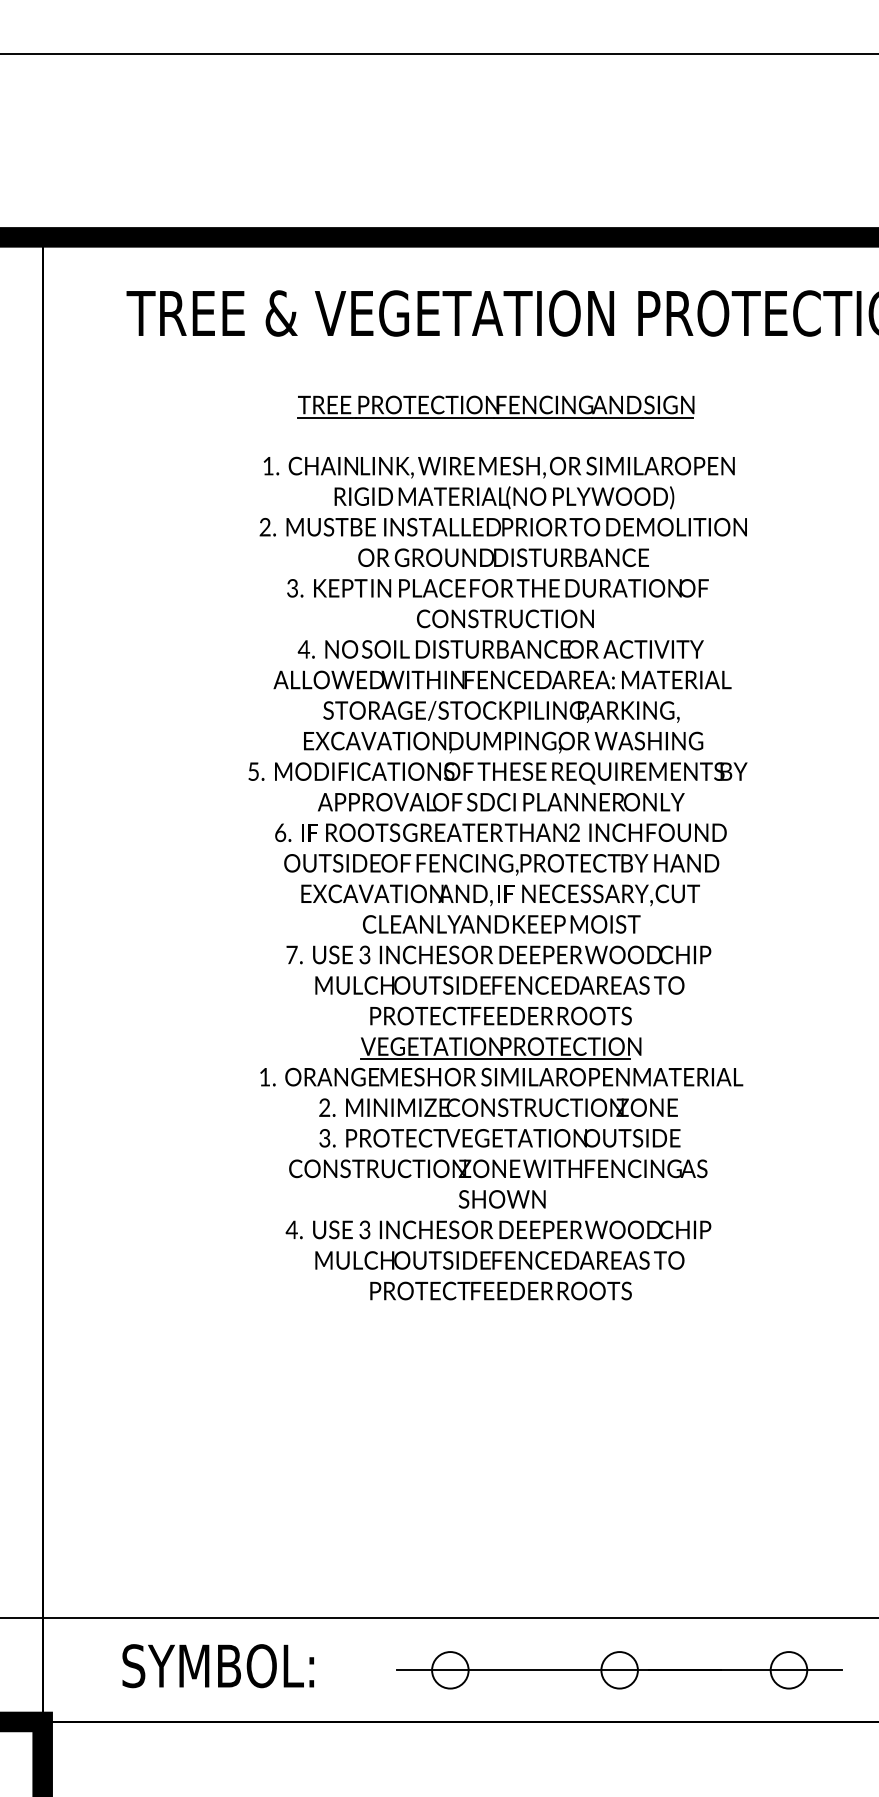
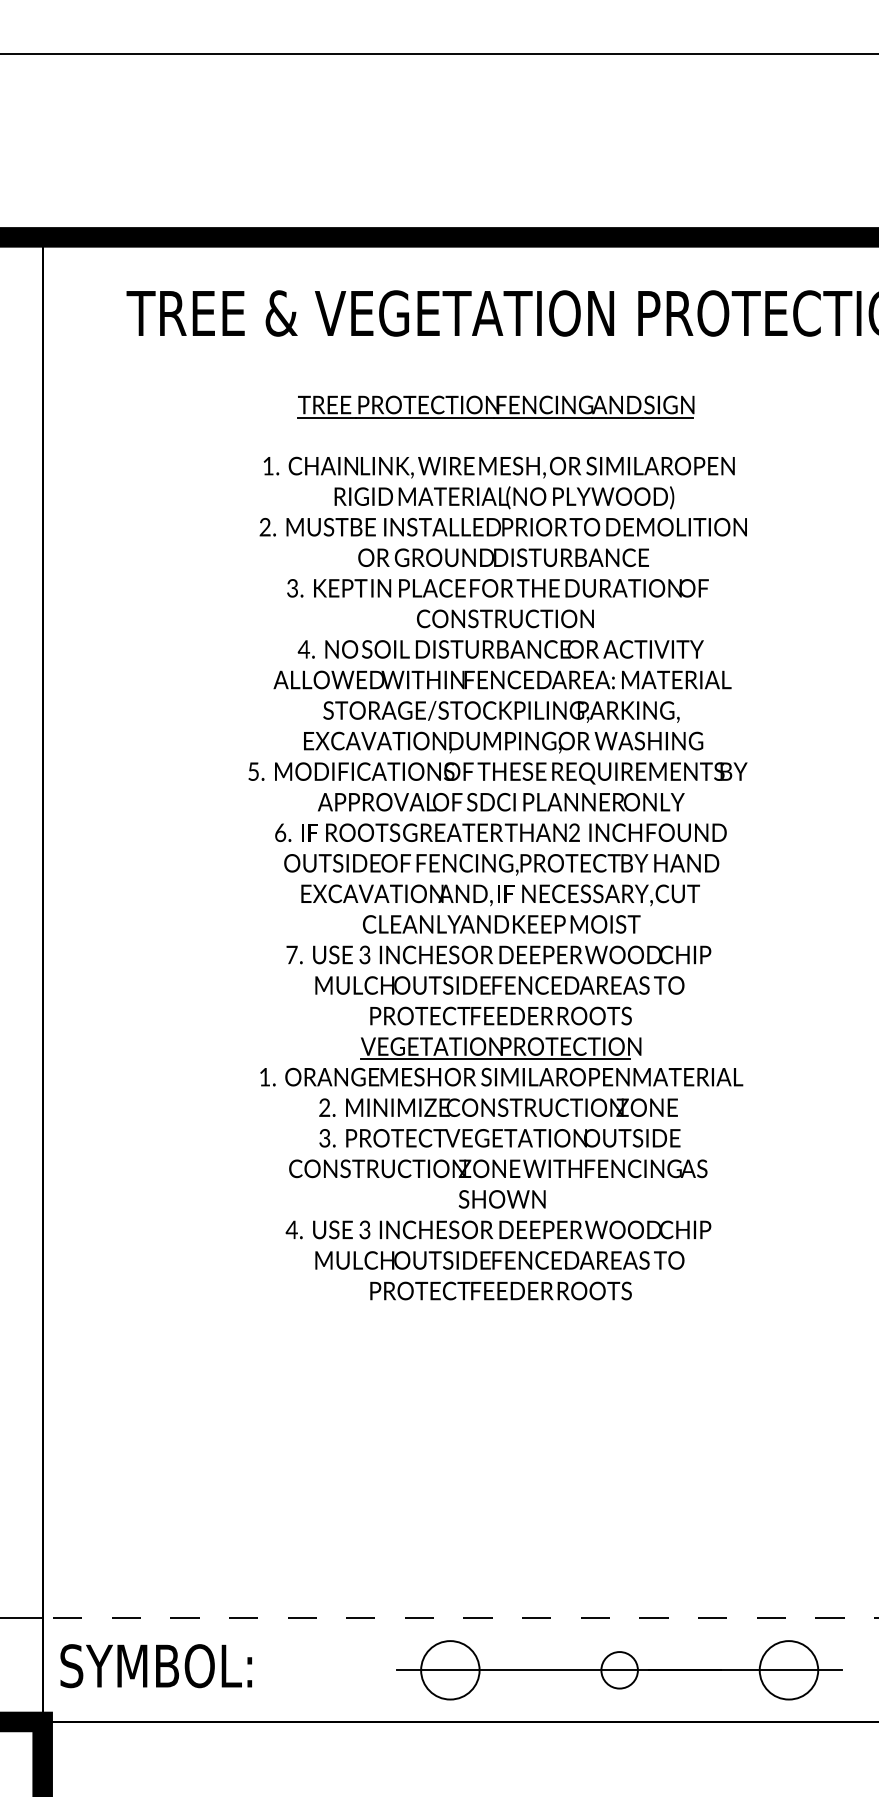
line: solid -> dashed (460, 1617)
text position: (217, 1666) -> (155, 1666) (155, 1666)
circle diameter: 37 px -> 58 px (450, 1670)
circle diameter: 37 px -> 58 px (788, 1670)
